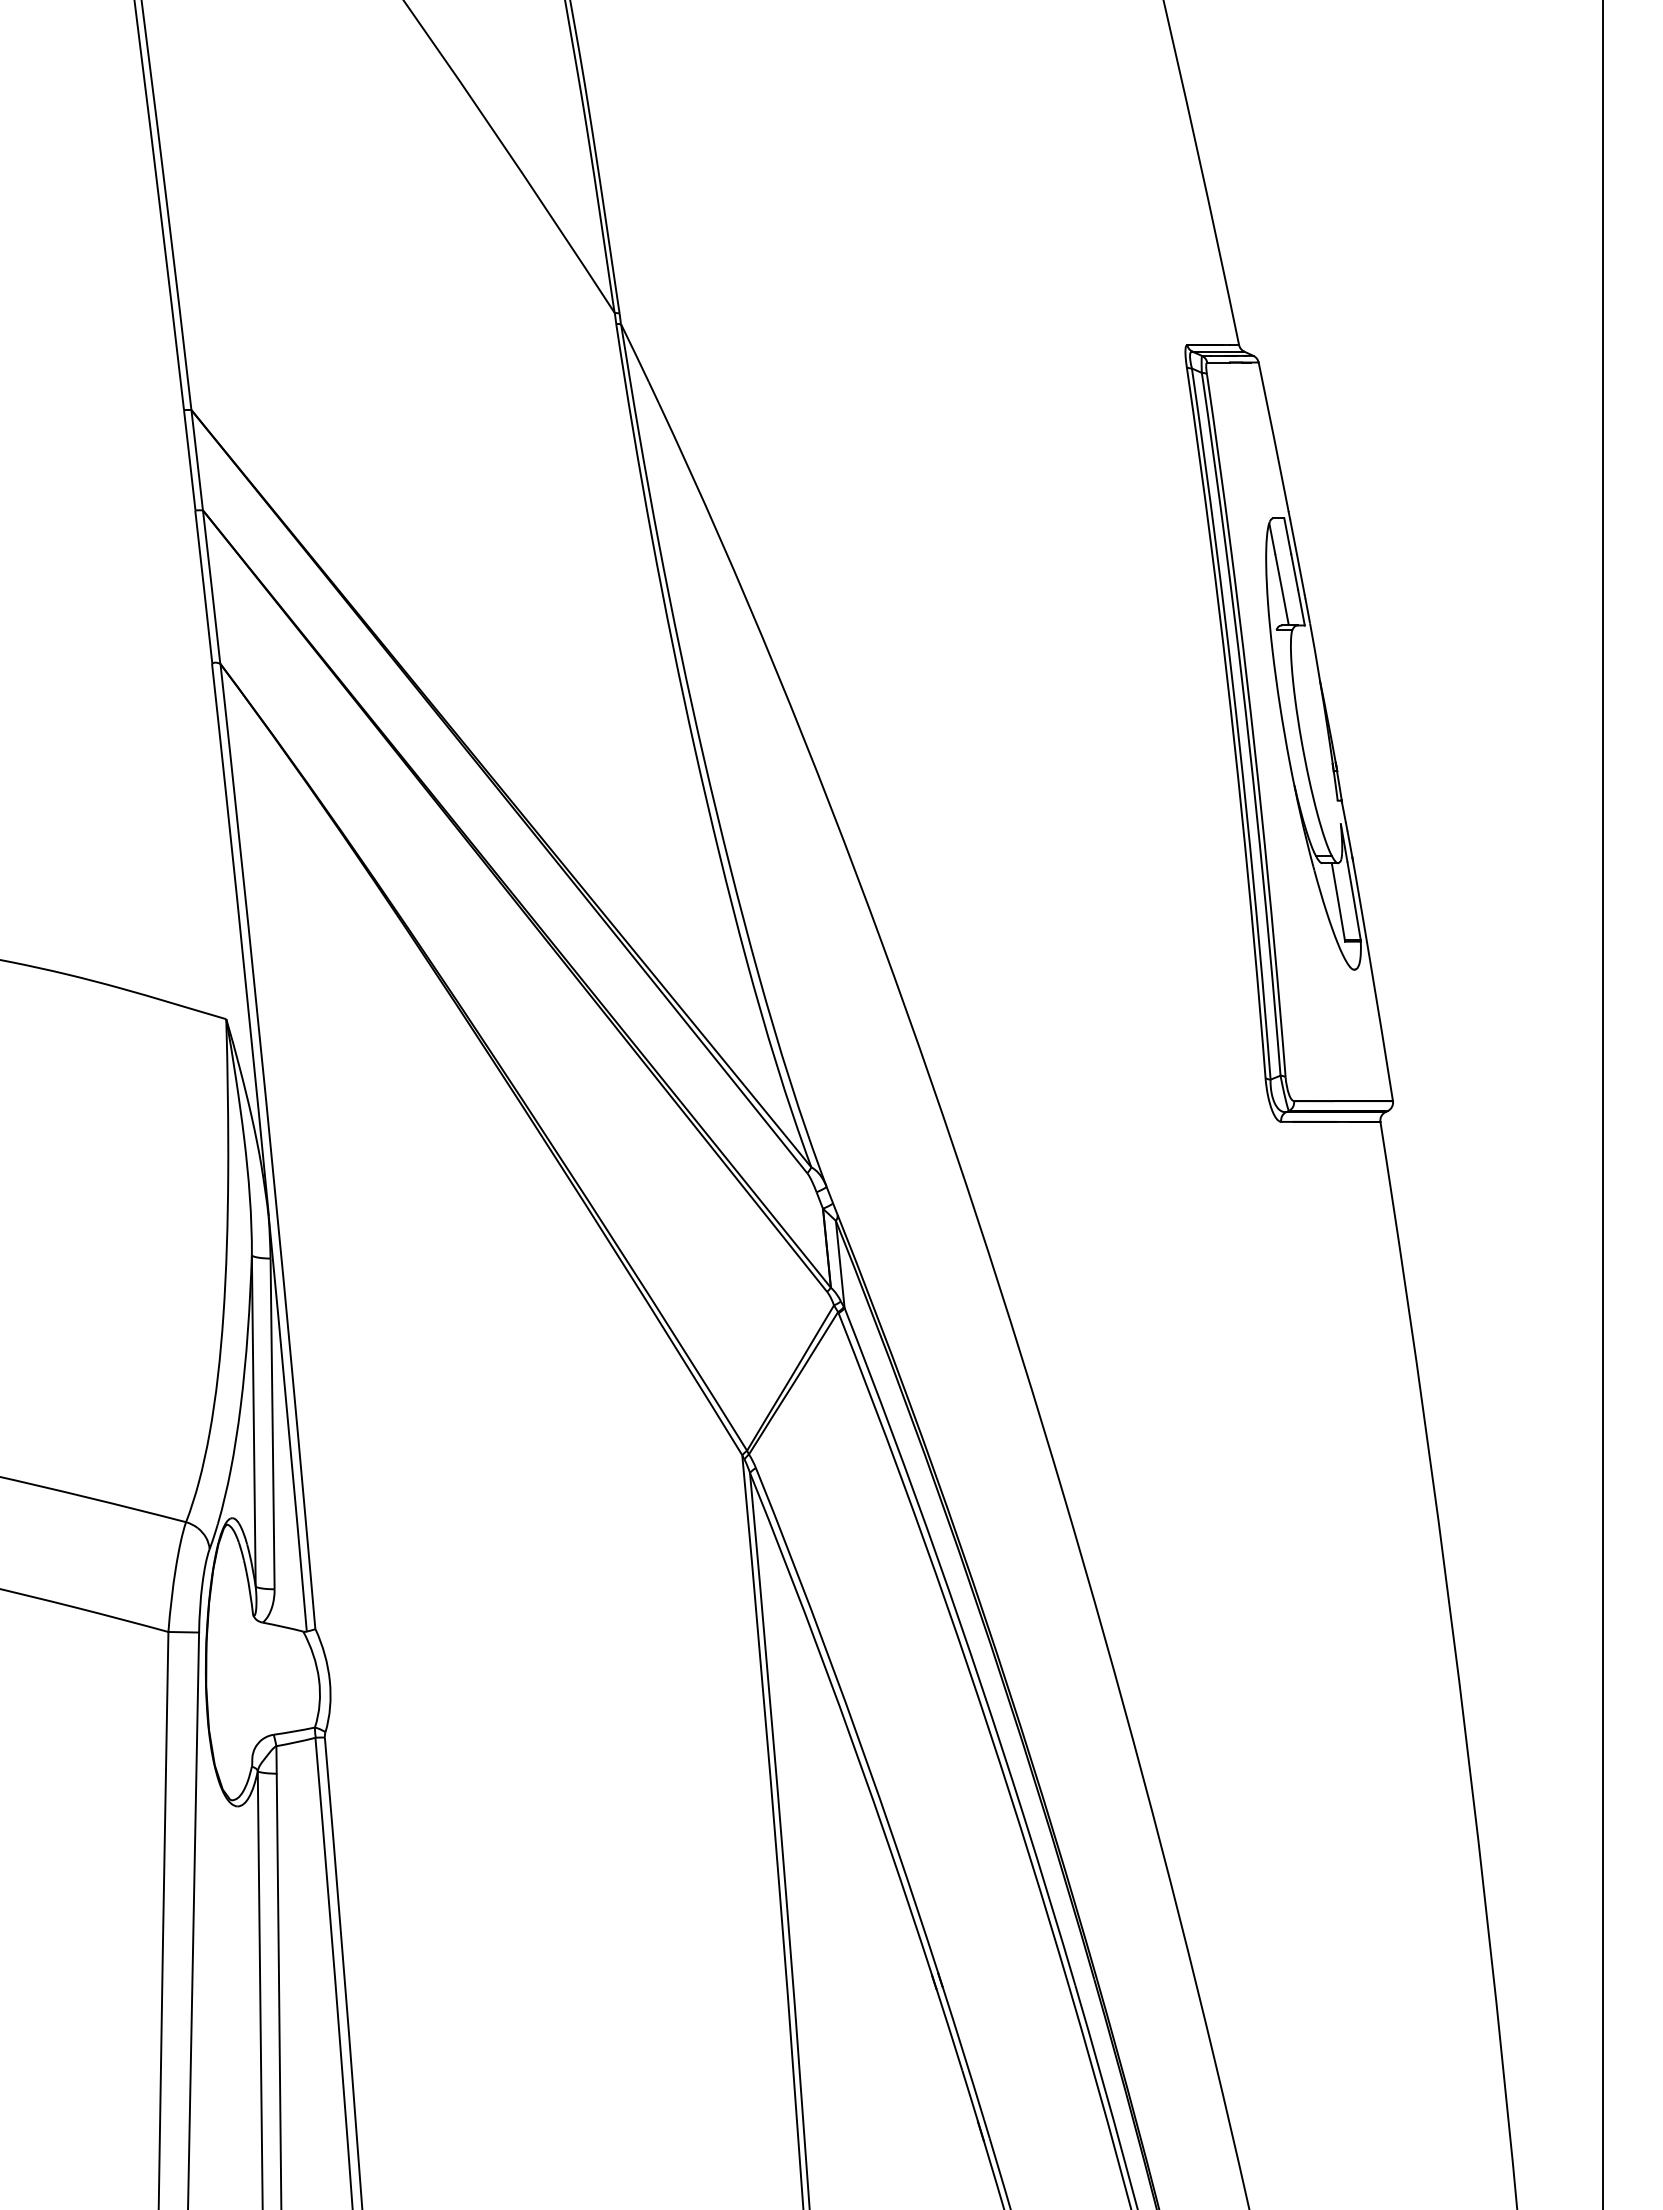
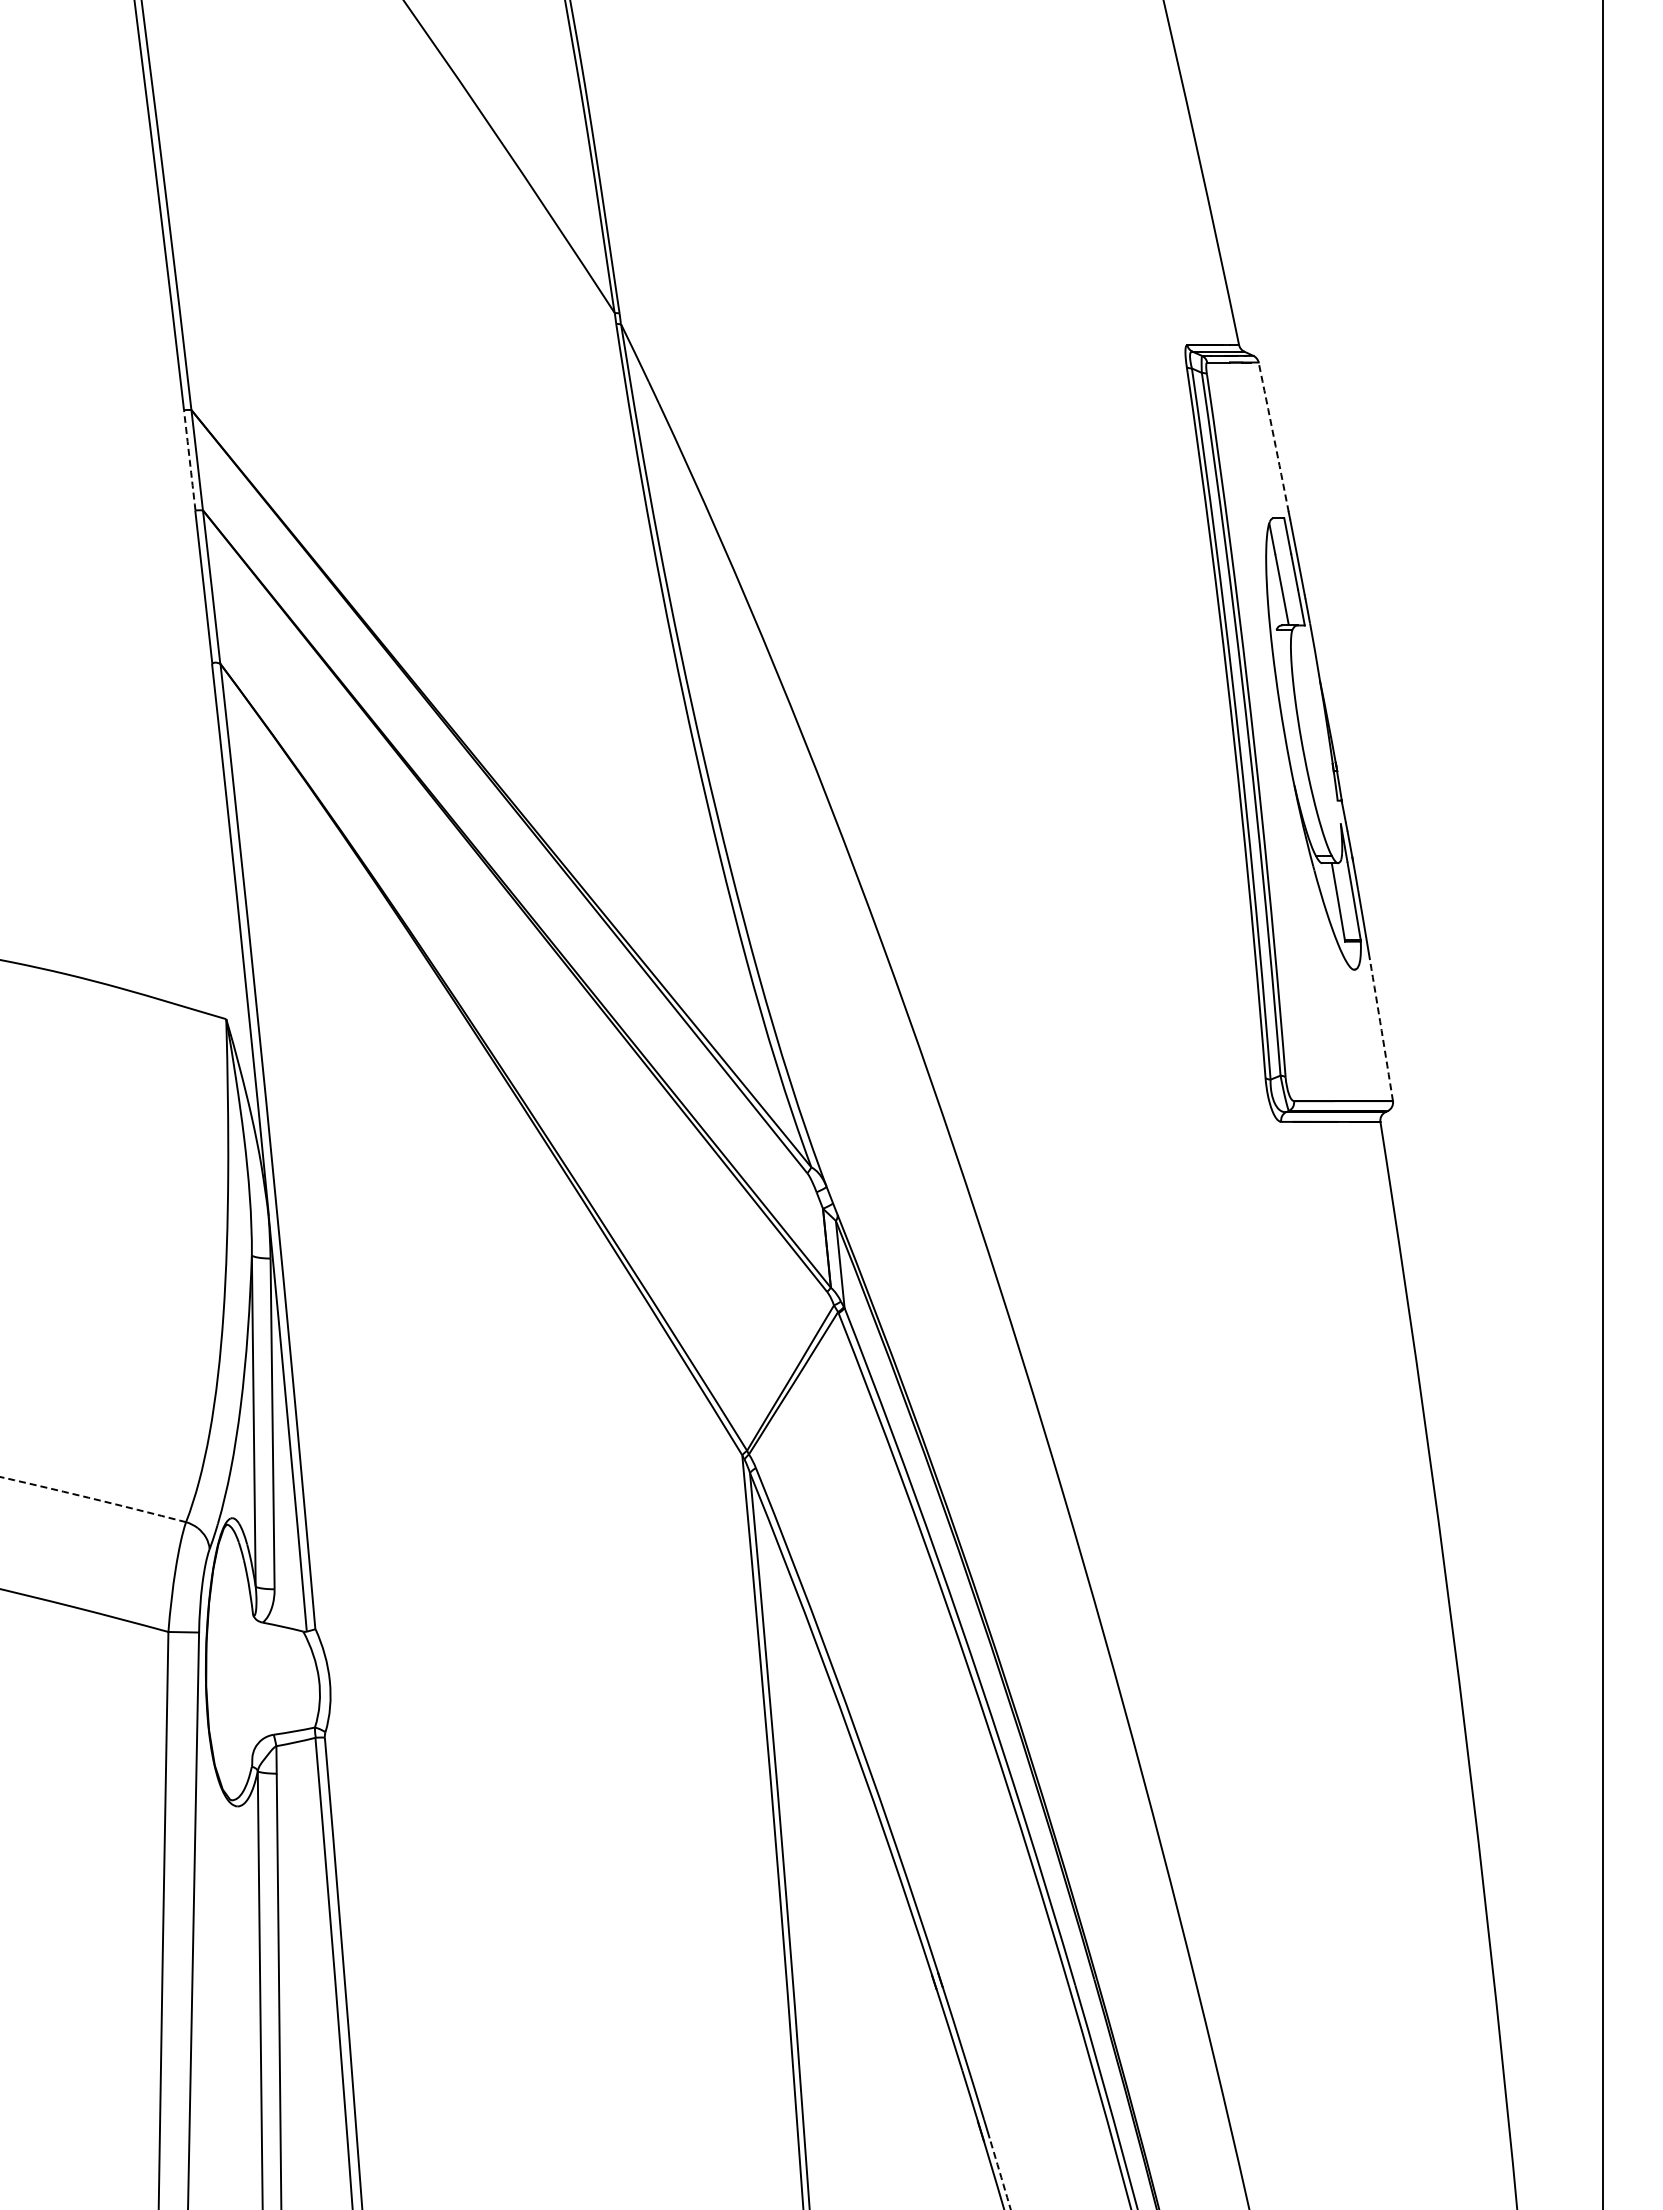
arc: solid -> dashed (1273, 437)
arc: solid -> dashed (189, 460)
arc: solid -> dashed (1381, 1030)
arc: solid -> dashed (93, 1498)
arc: solid -> dashed (1000, 2173)
